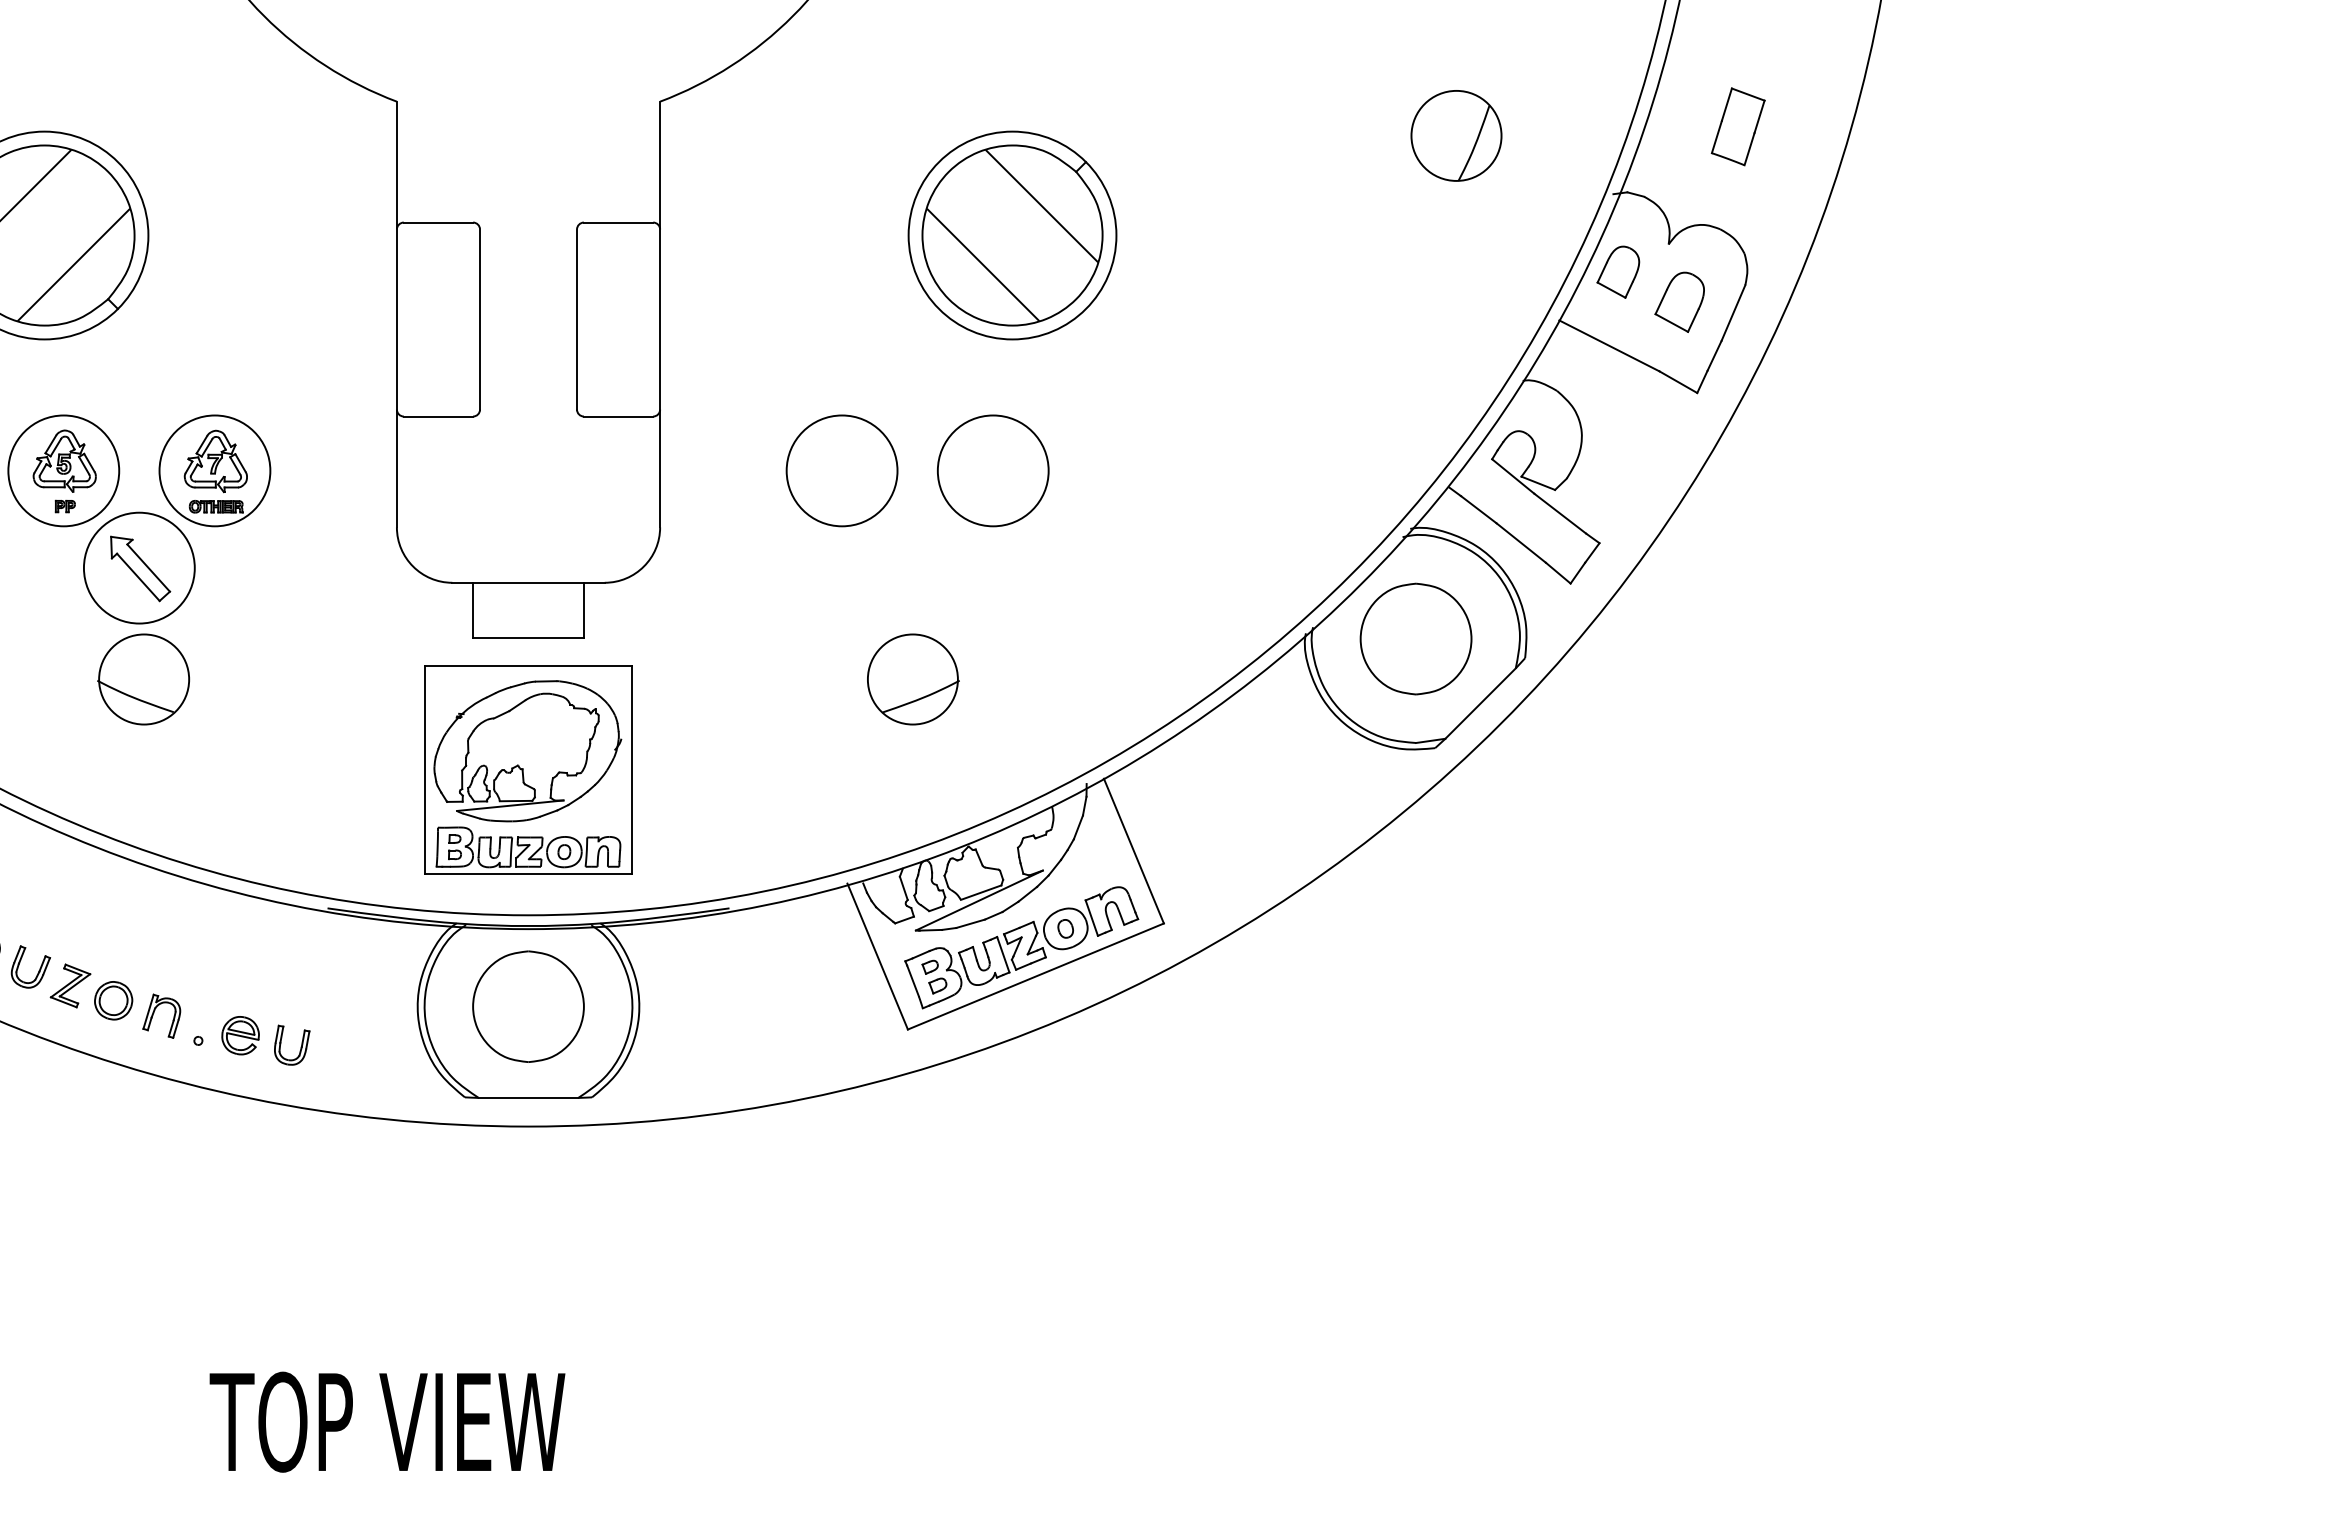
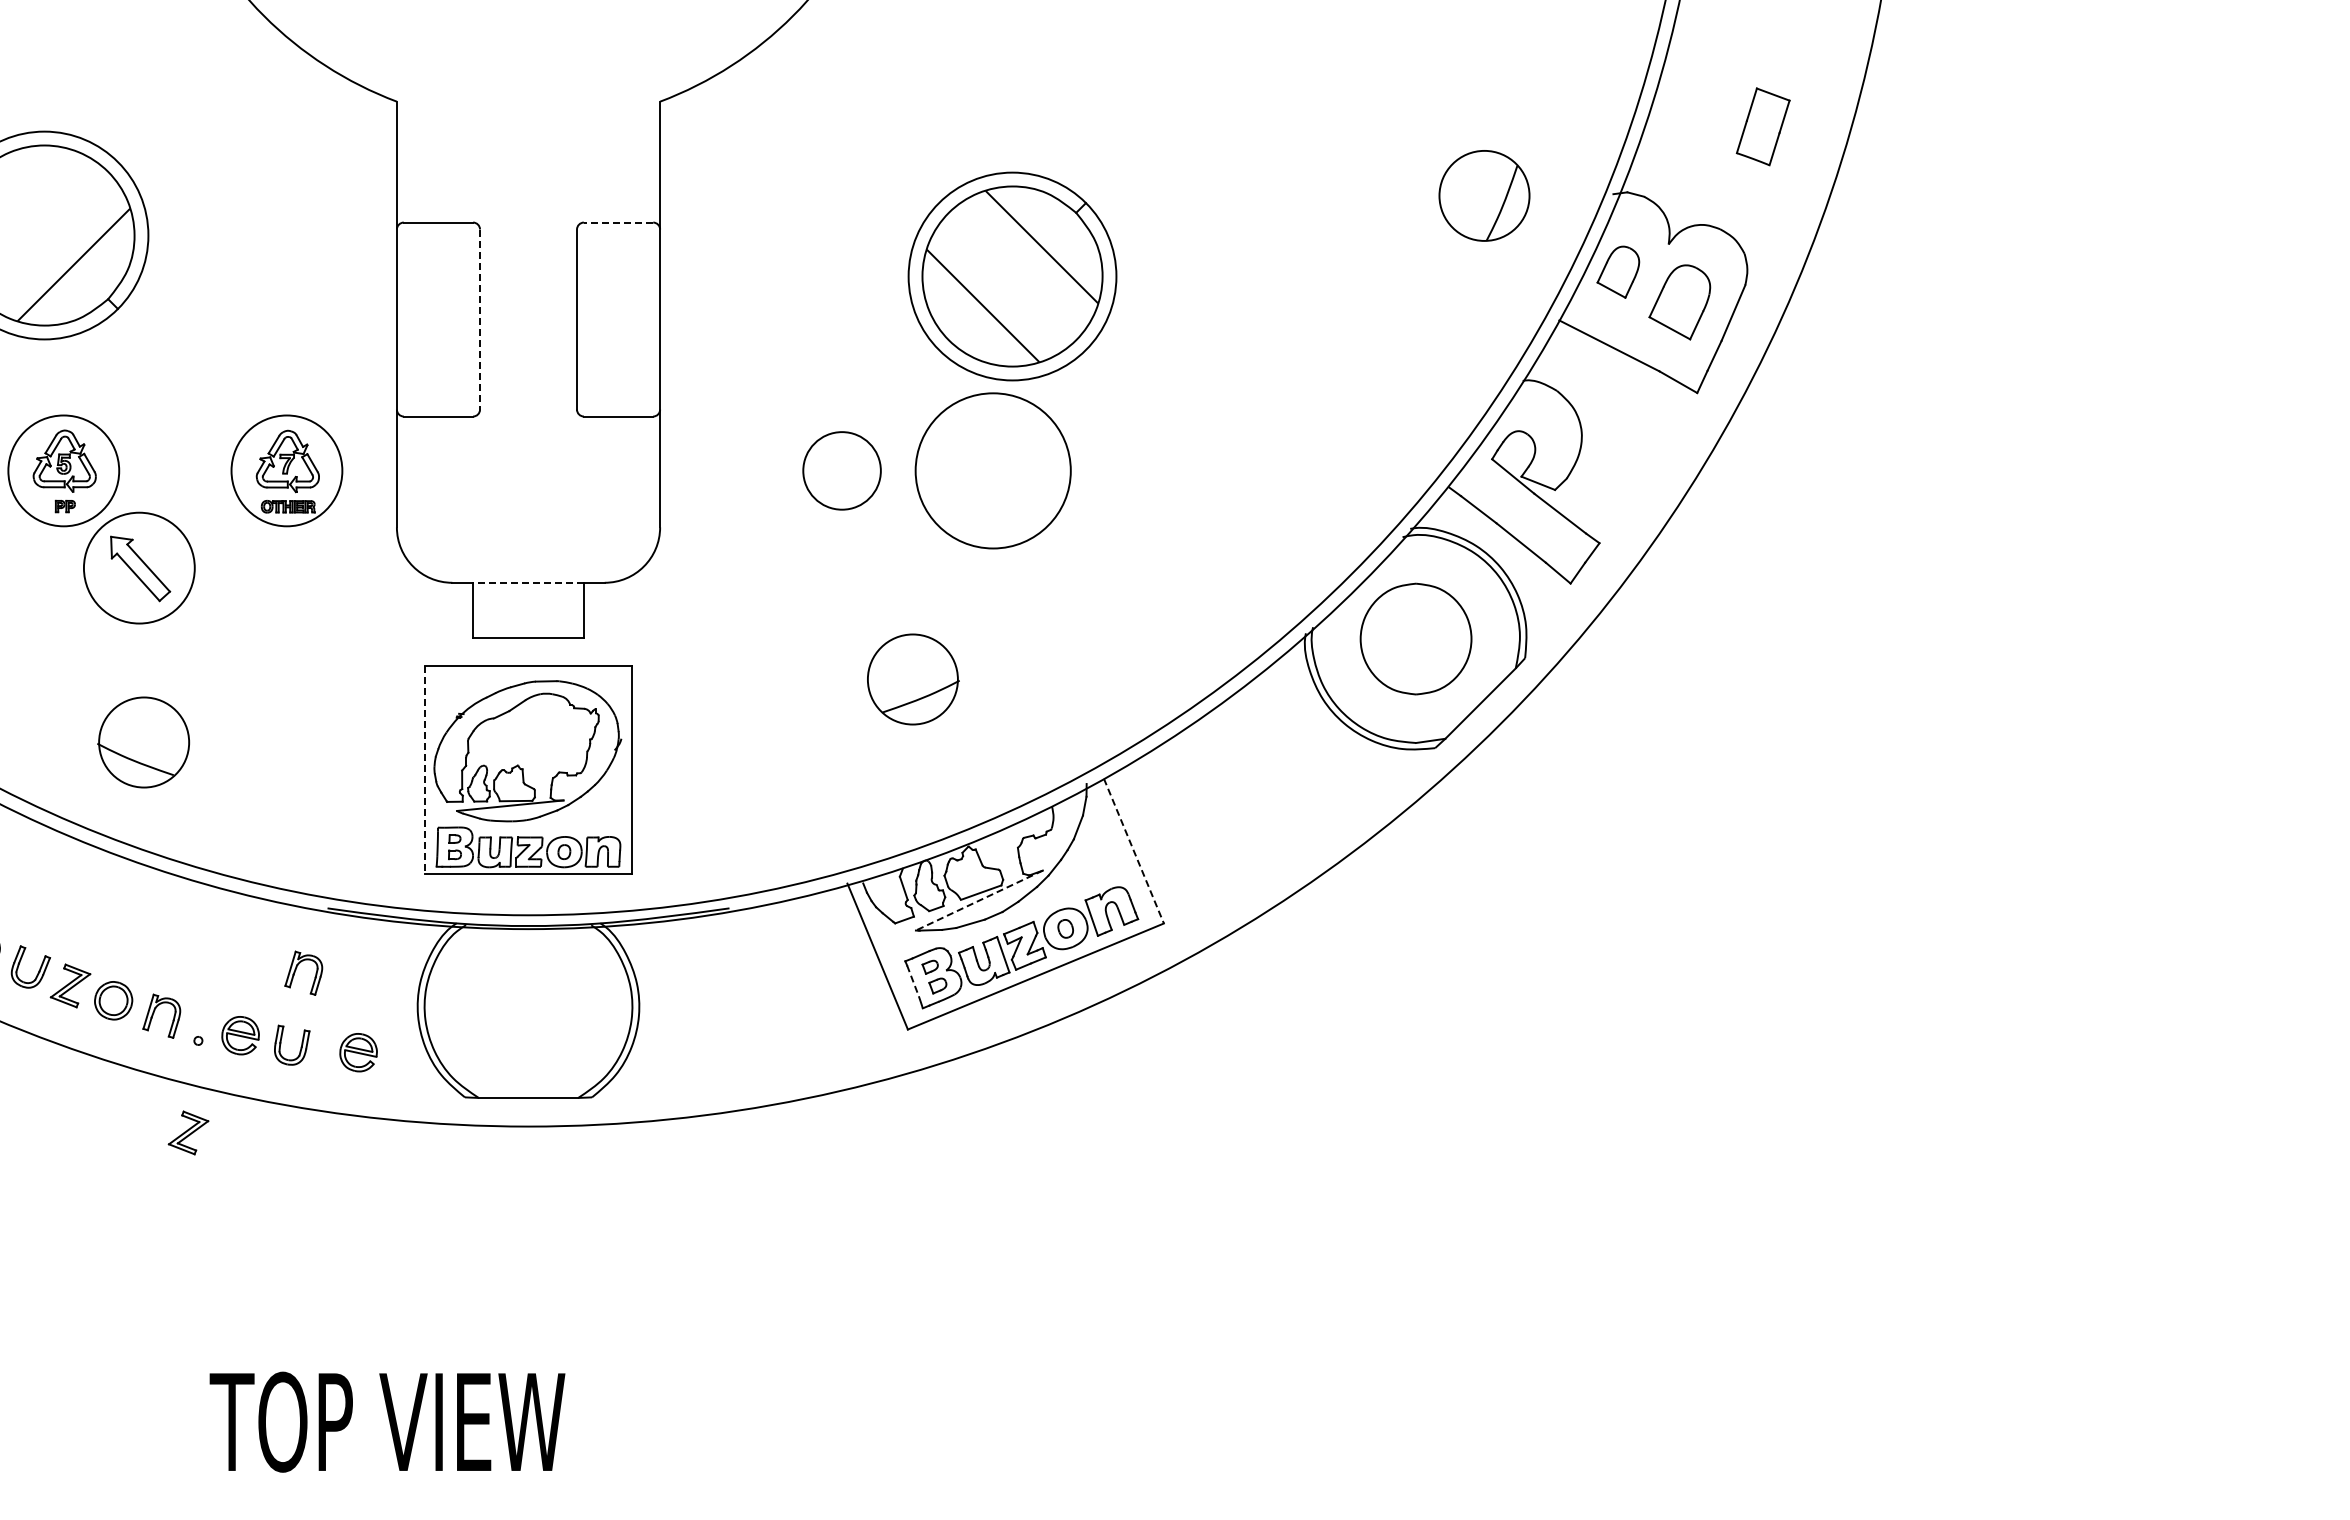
part position: (1737, 126) -> (1762, 126) (1762, 126)
part position: (1456, 135) -> (1484, 195) (1484, 195)
line: present -> none (36, 184)
line: solid -> dashed (618, 222)
part position: (1012, 235) -> (1012, 276) (1012, 276)
part size: 51x62 px -> 64x77 px (1679, 302)
line: solid -> dashed (480, 320)
part position: (214, 470) -> (286, 470) (286, 470)
circle diameter: 111 px -> 78 px (841, 470)
circle diameter: 111 px -> 155 px (992, 470)
line: solid -> dashed (528, 582)
part position: (143, 679) -> (143, 742) (143, 742)
line: solid -> dashed (424, 769)
line: solid -> dashed (1134, 851)
line: solid -> dashed (978, 900)
part: none -> present (296, 970)
line: solid -> dashed (913, 981)
part: present -> none (528, 1006)
part: none -> present (358, 1052)
part: none -> present (188, 1132)
